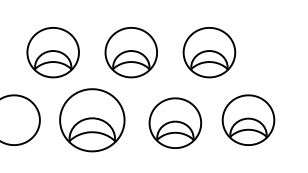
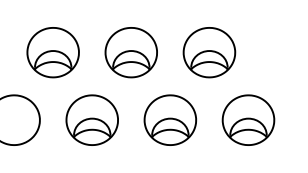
part size: 67x65 px -> 54x52 px (91, 119)
part position: (174, 122) -> (169, 119) (169, 119)
